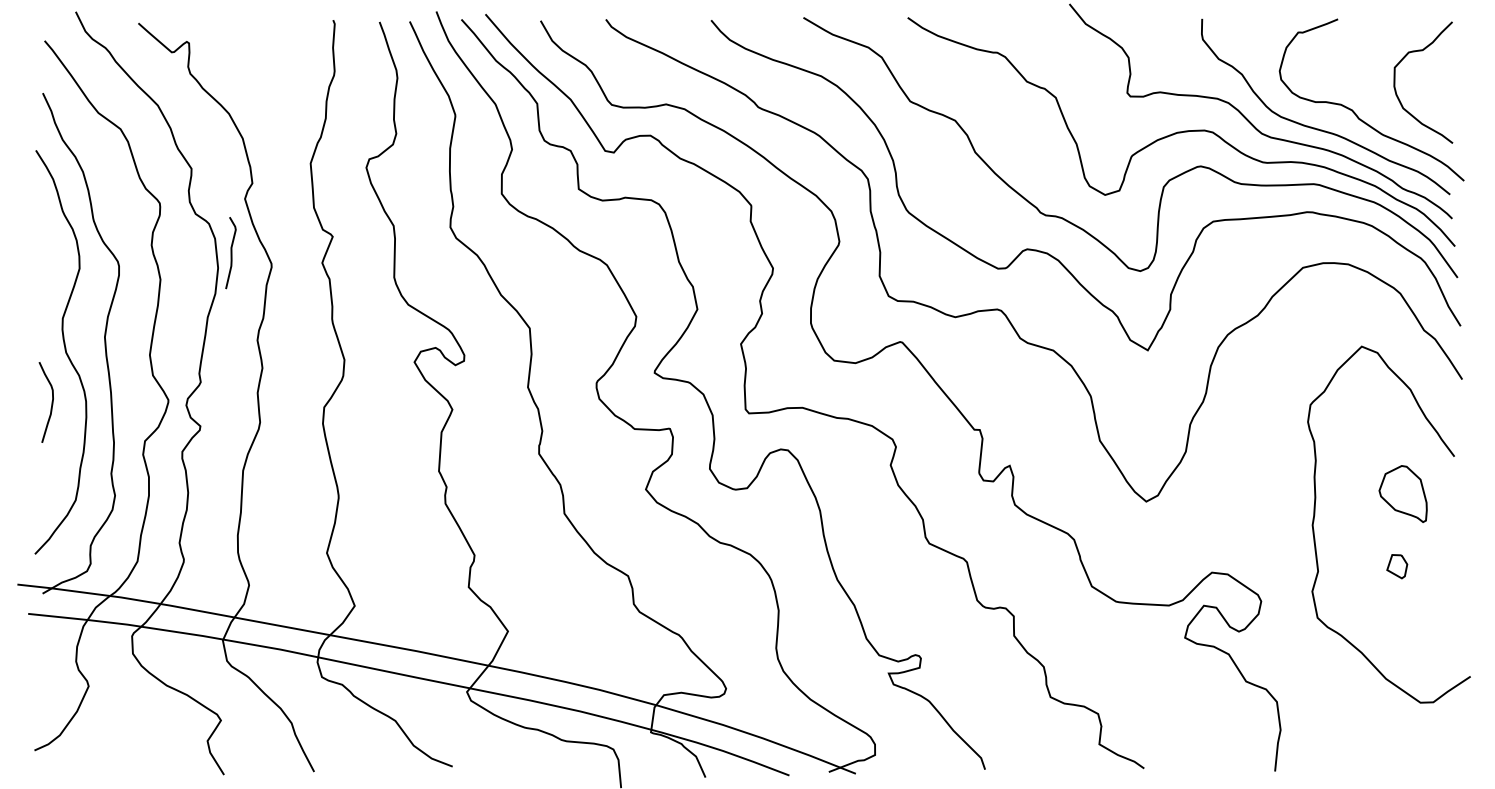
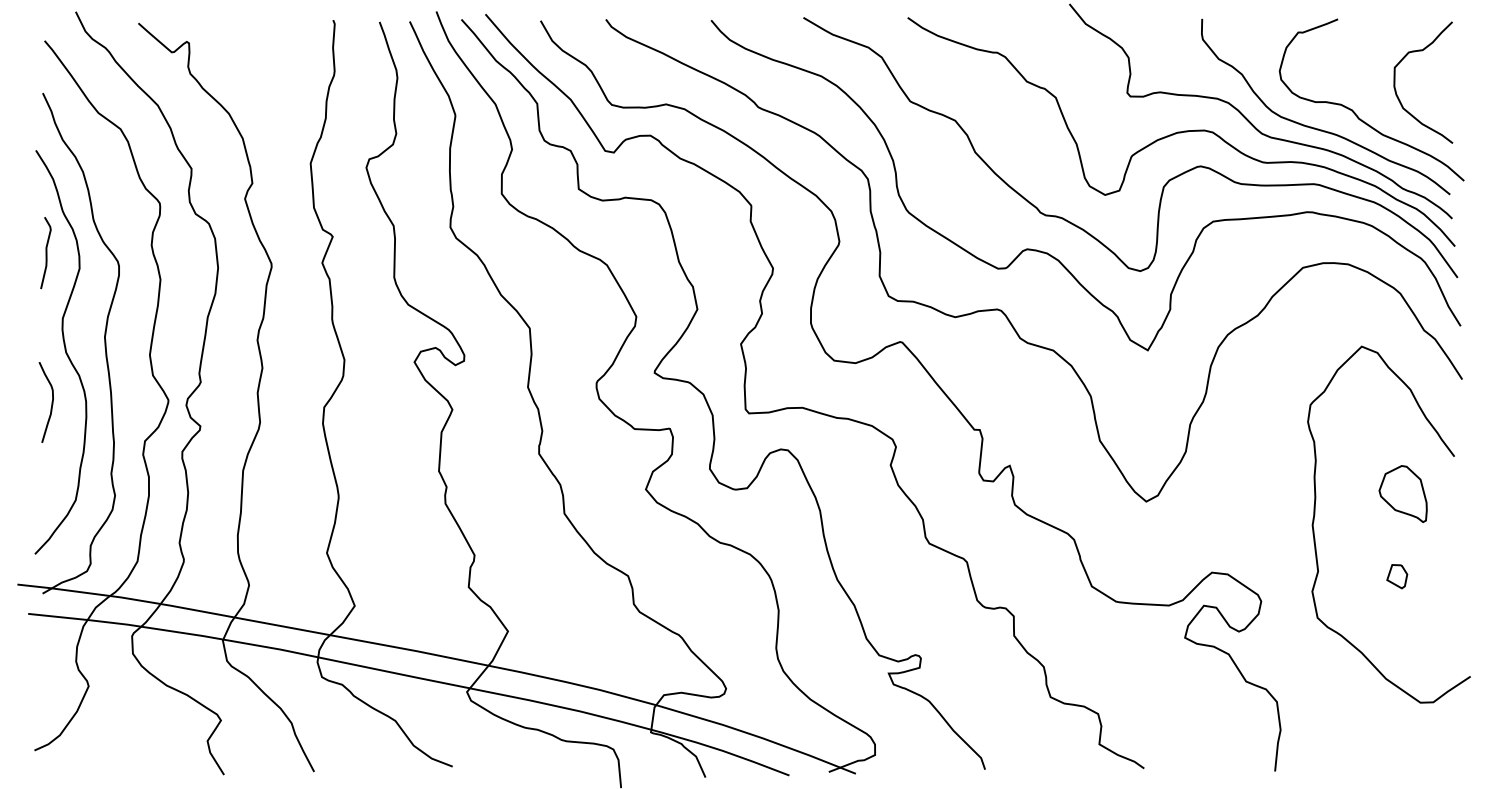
curve position: (230, 253) -> (45, 253) (45, 253)
part position: (1397, 566) -> (1397, 576) (1397, 576)
